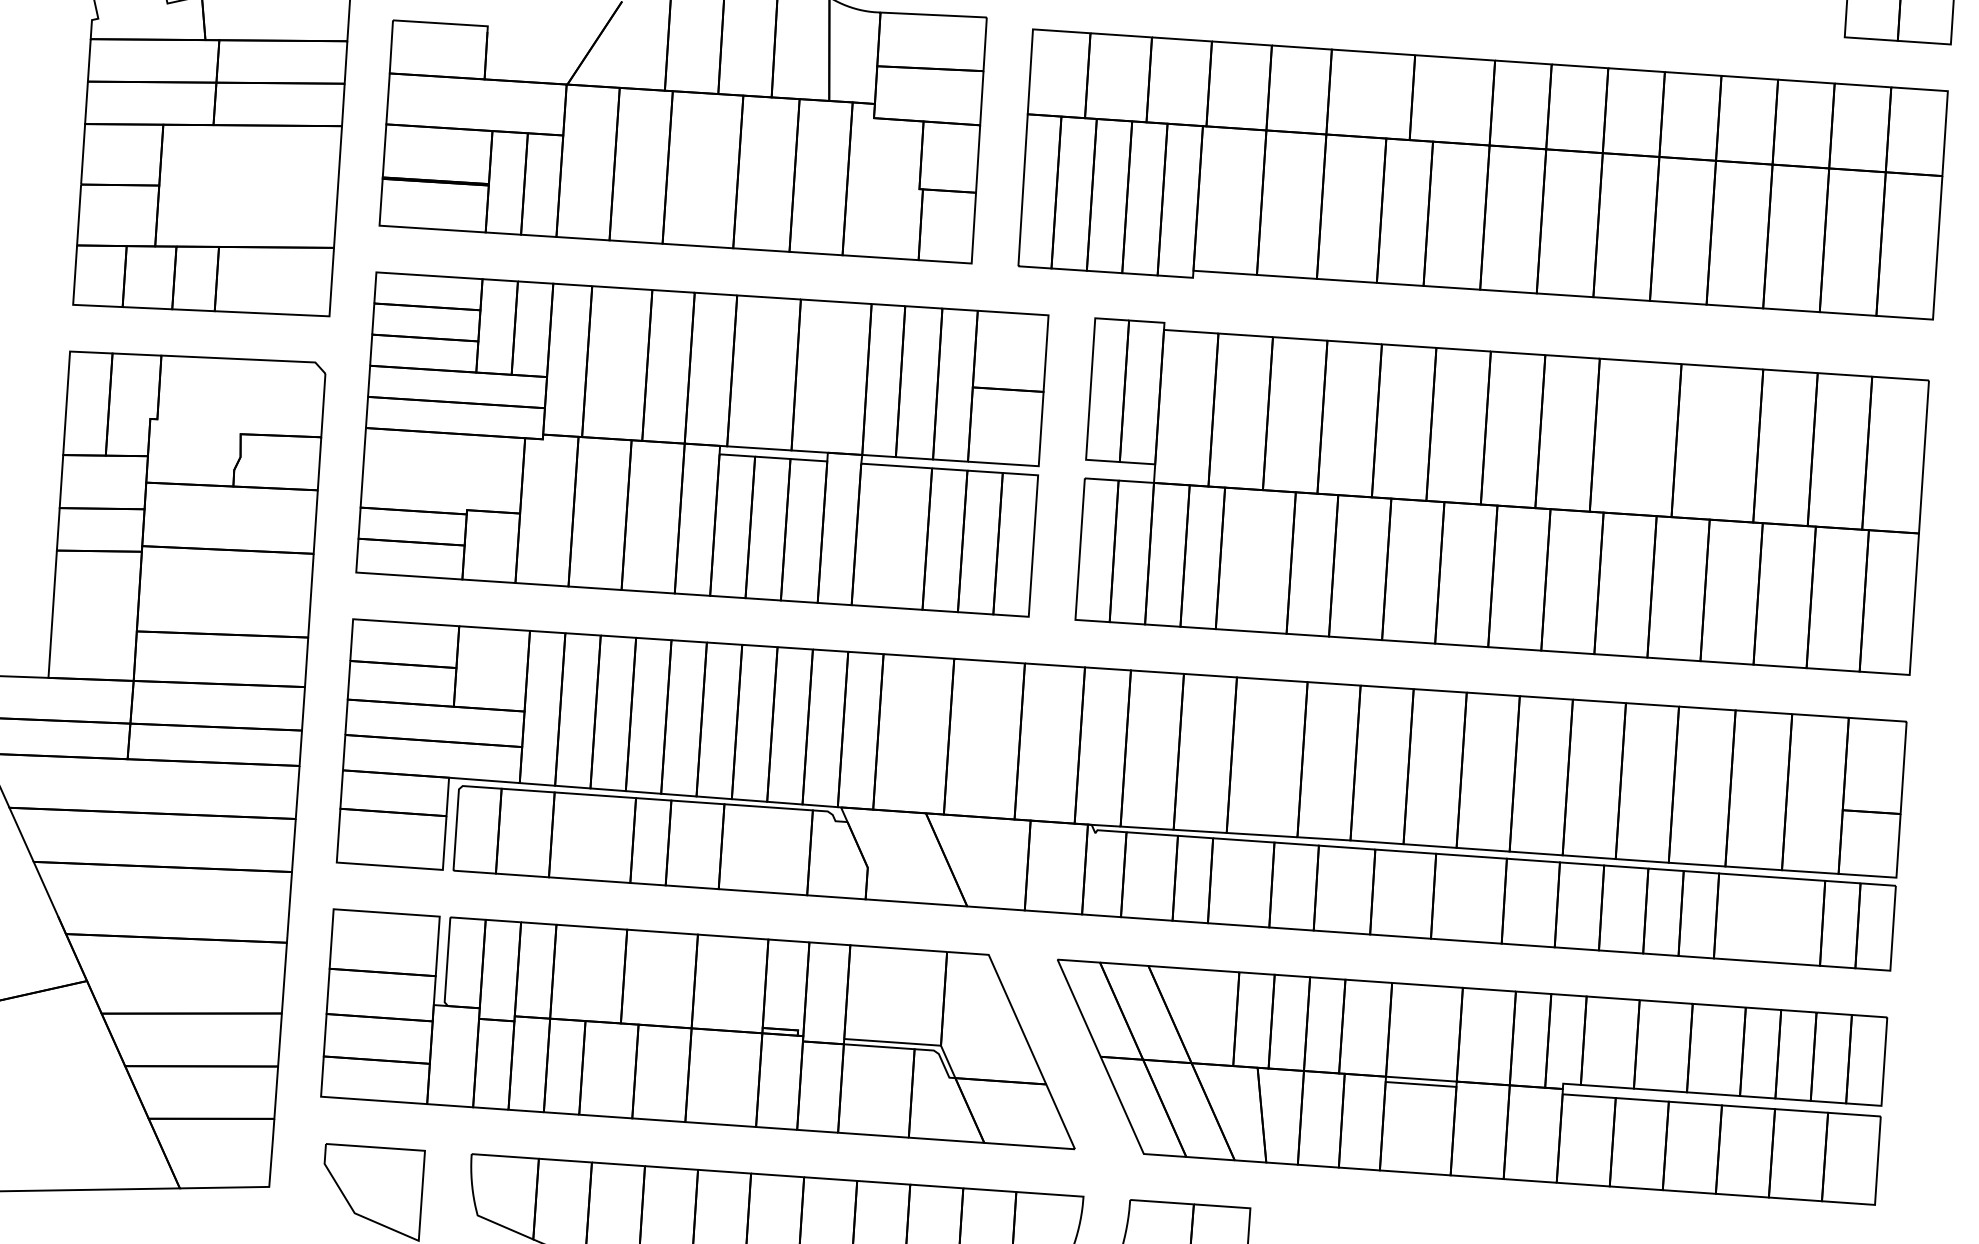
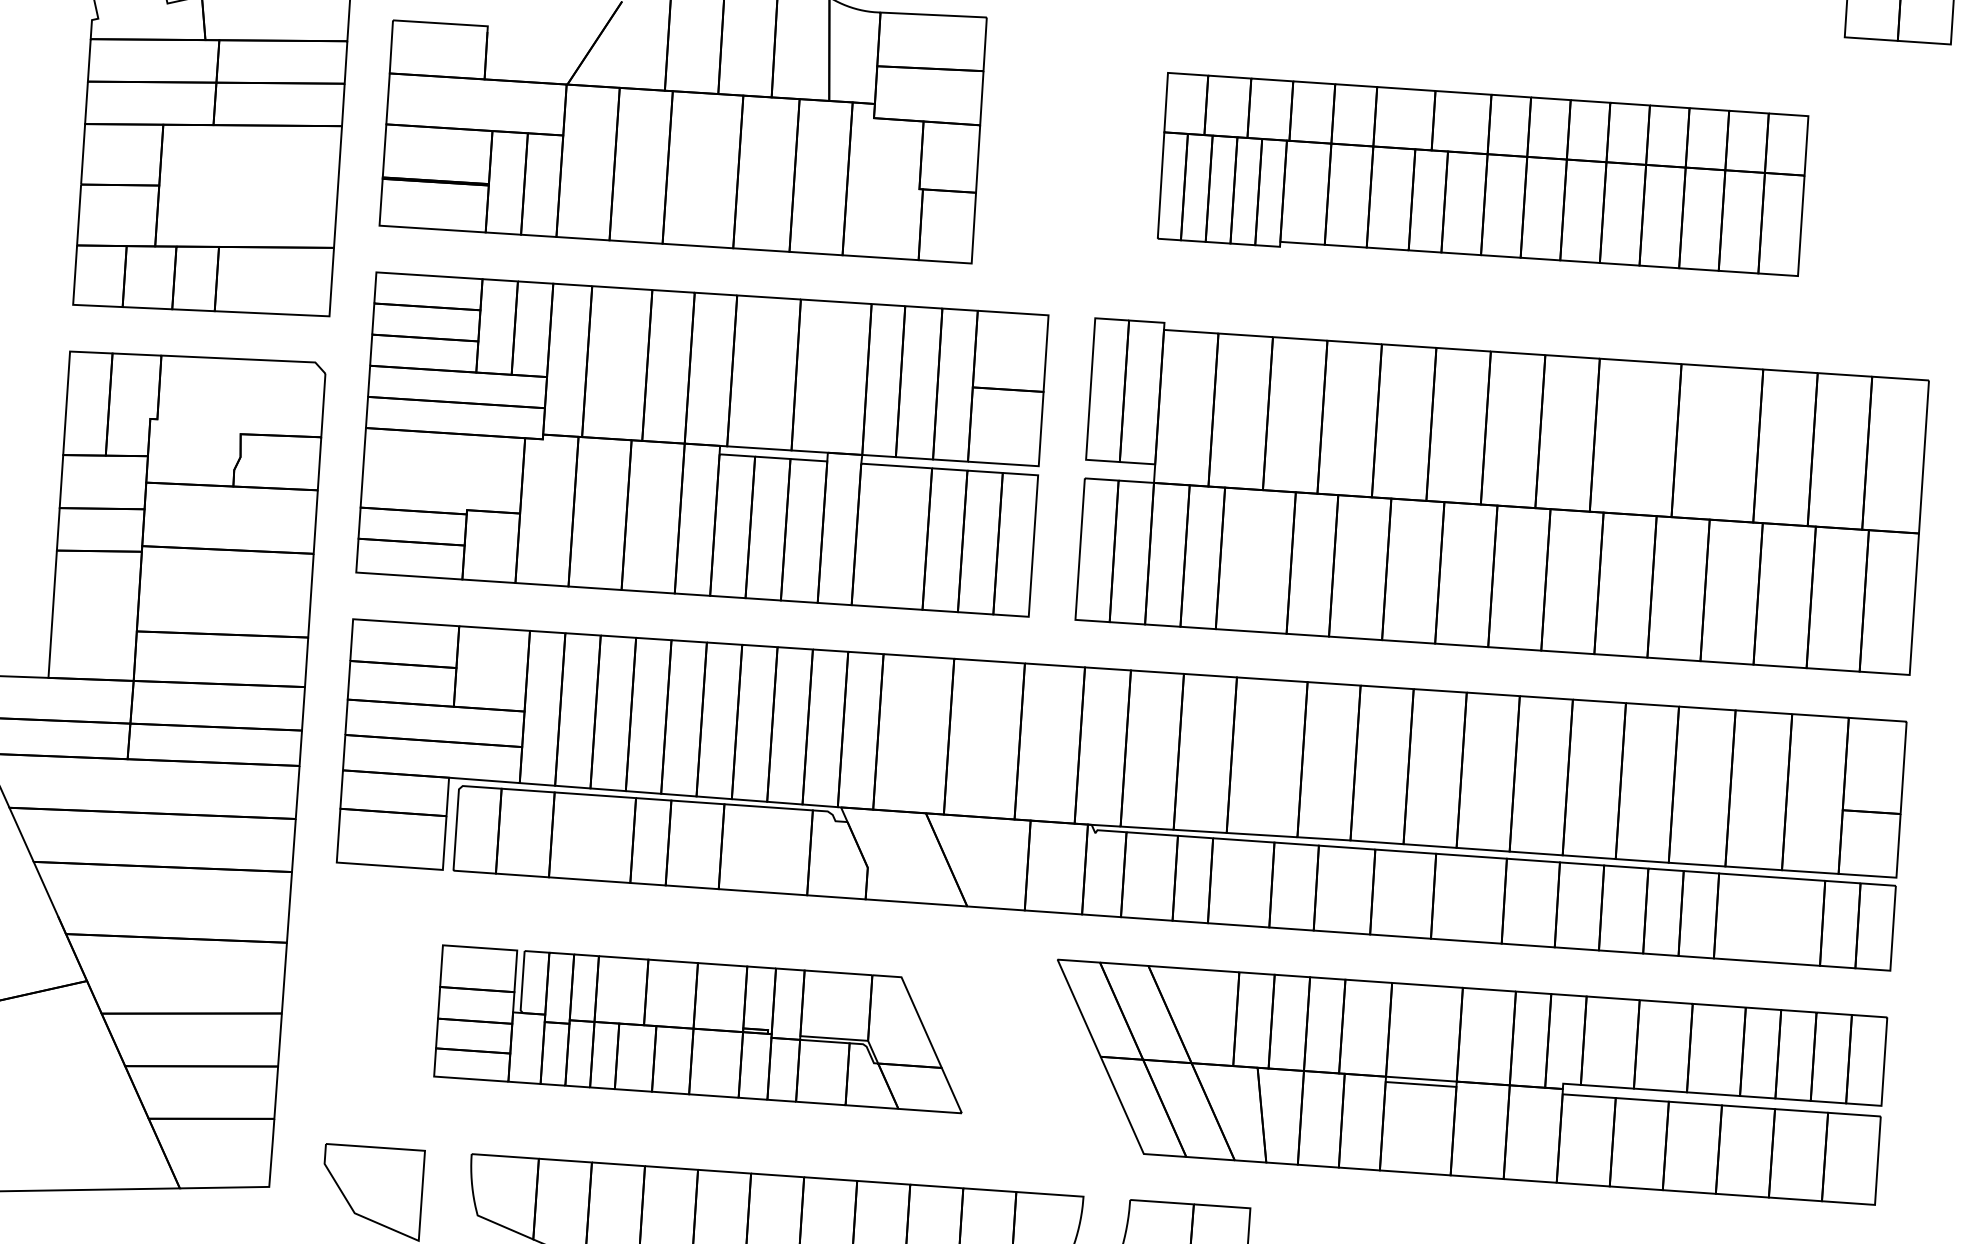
part size: 932x293 px -> 653x205 px (1483, 174)
part size: 756x243 px -> 530x171 px (697, 1029)
